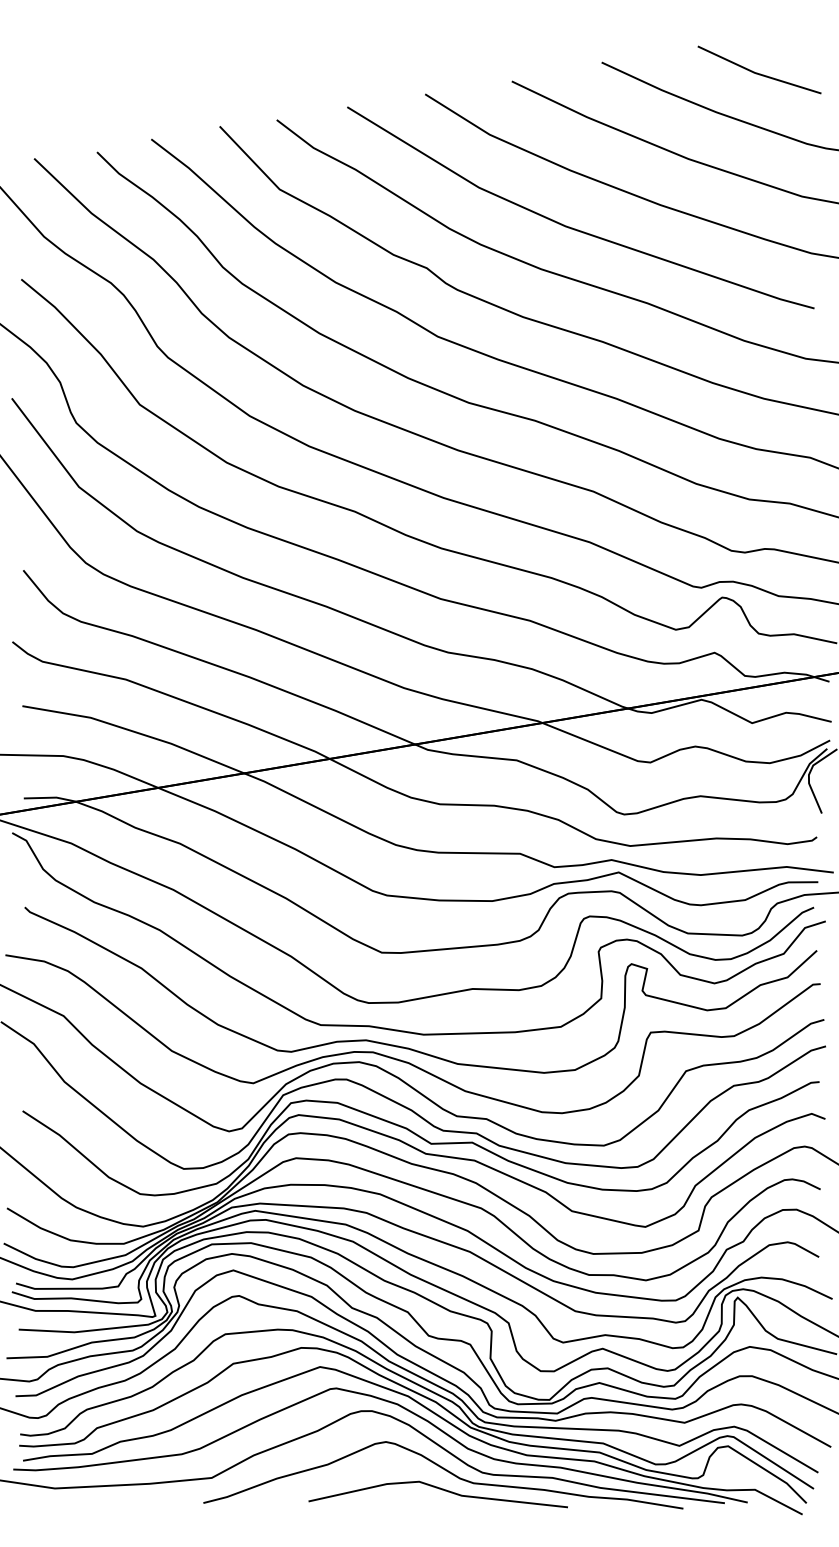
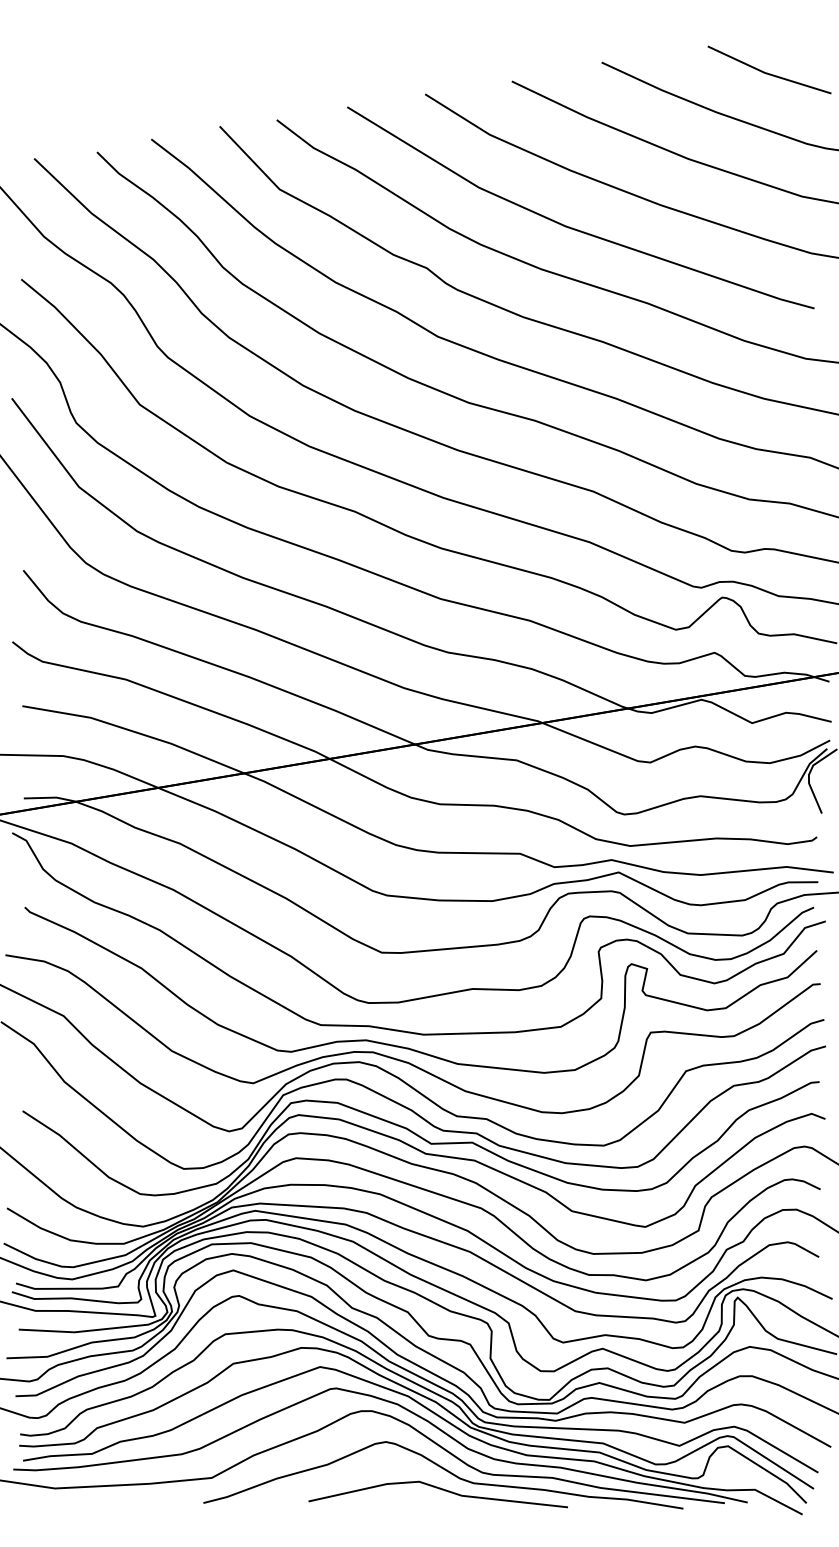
line position: (757, 72) -> (767, 72) (767, 72)
